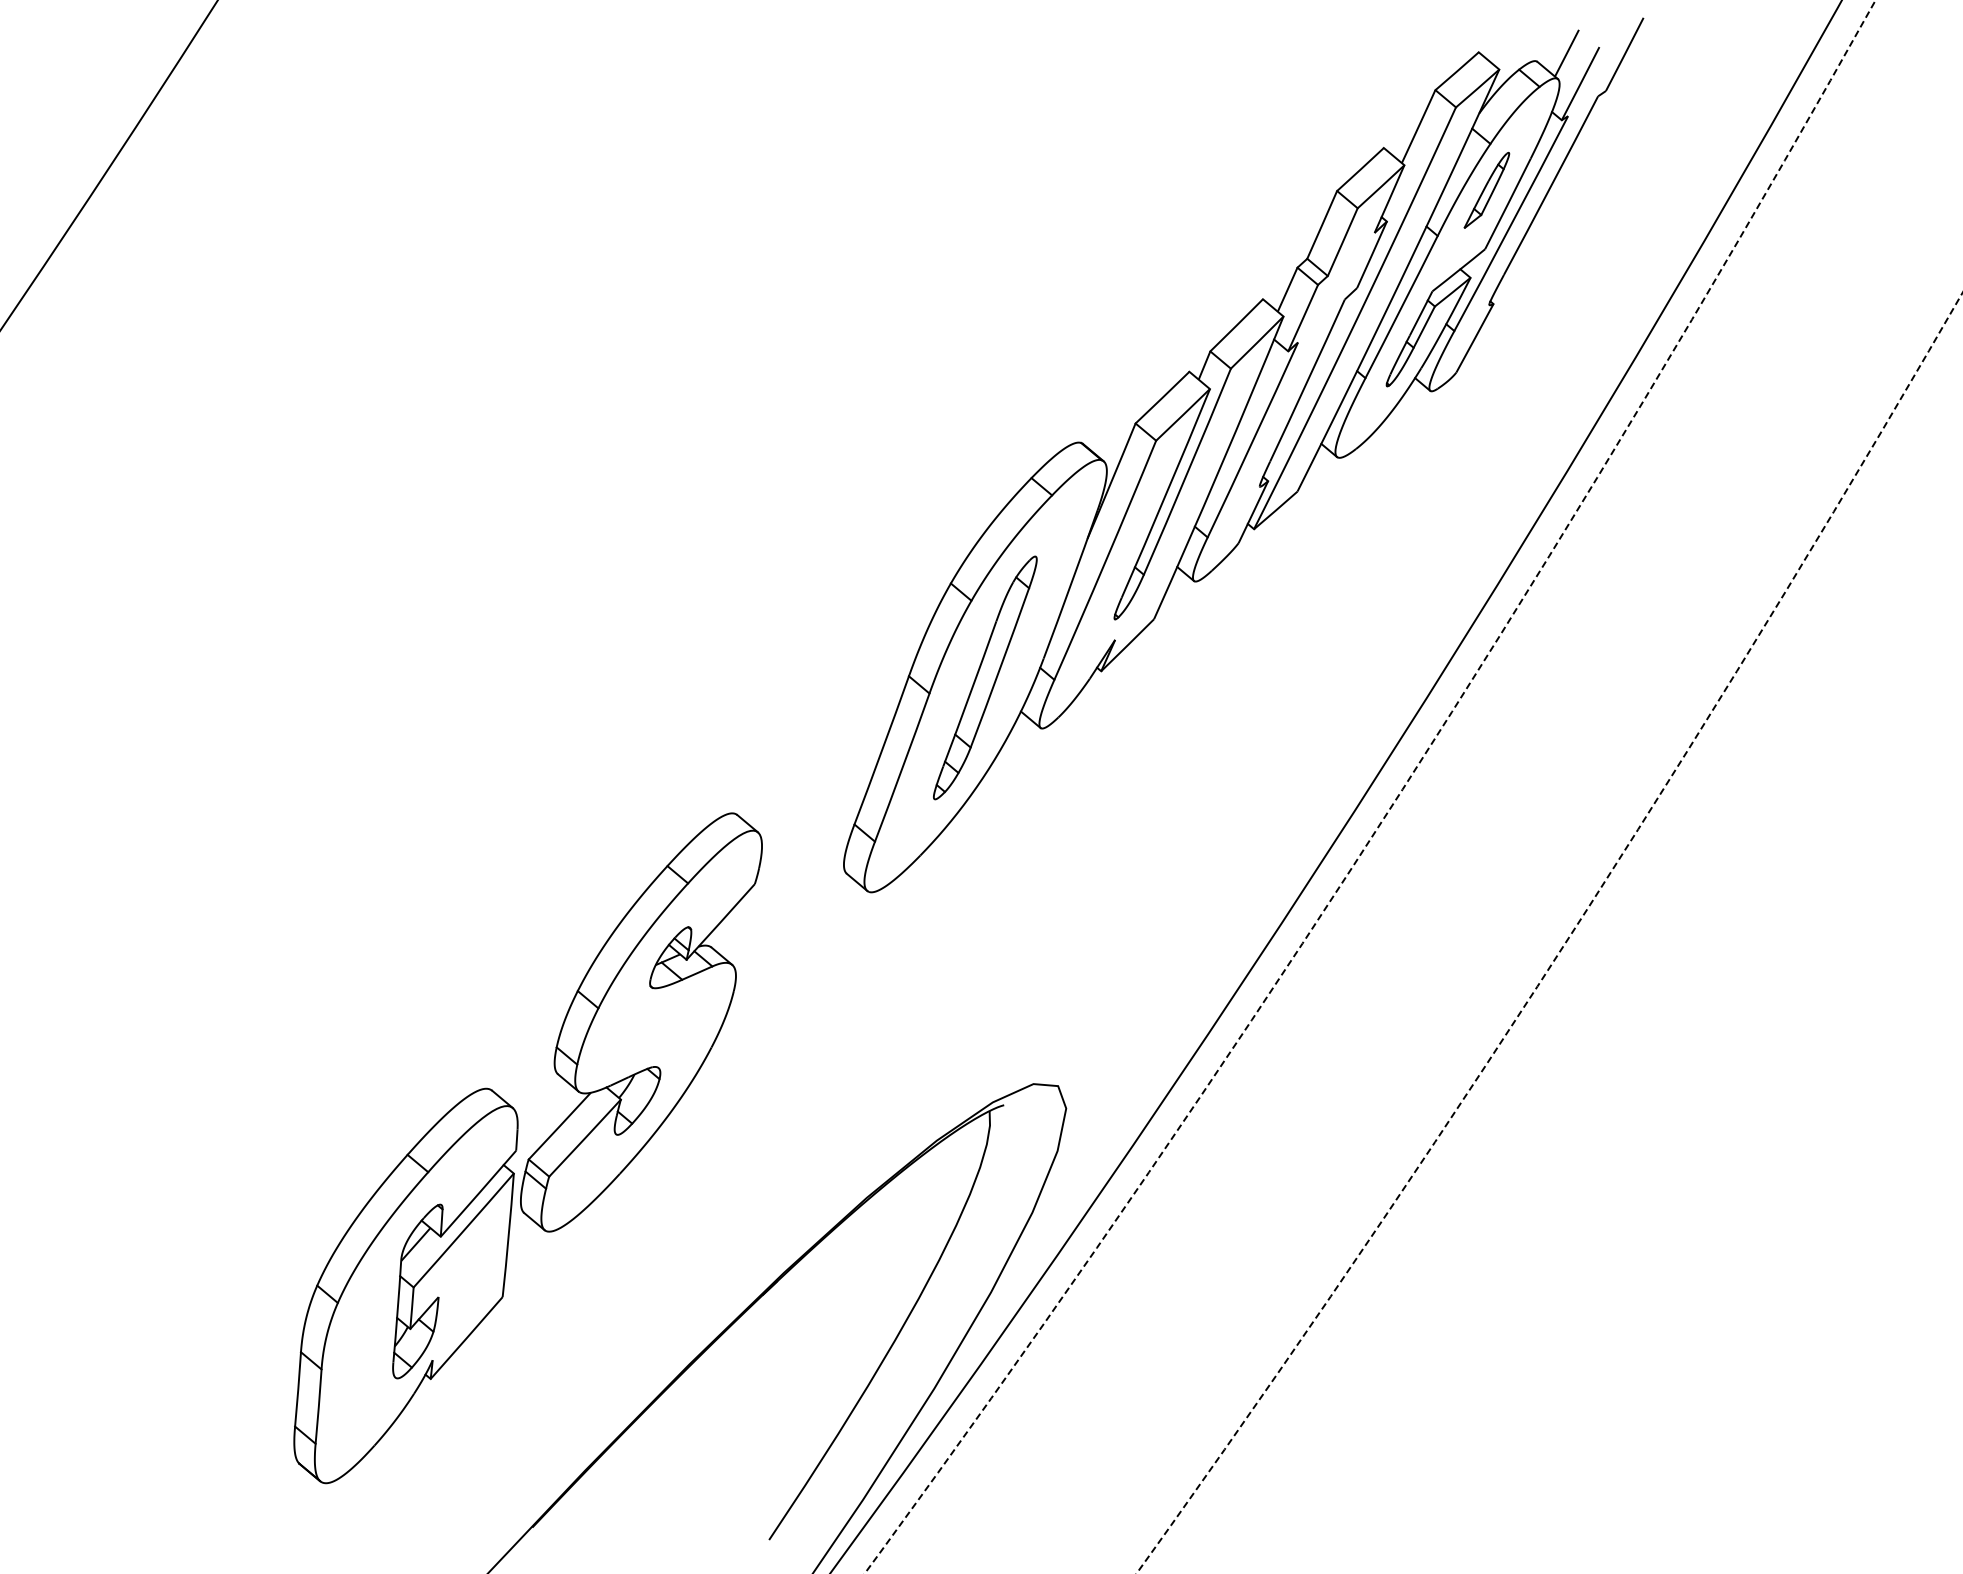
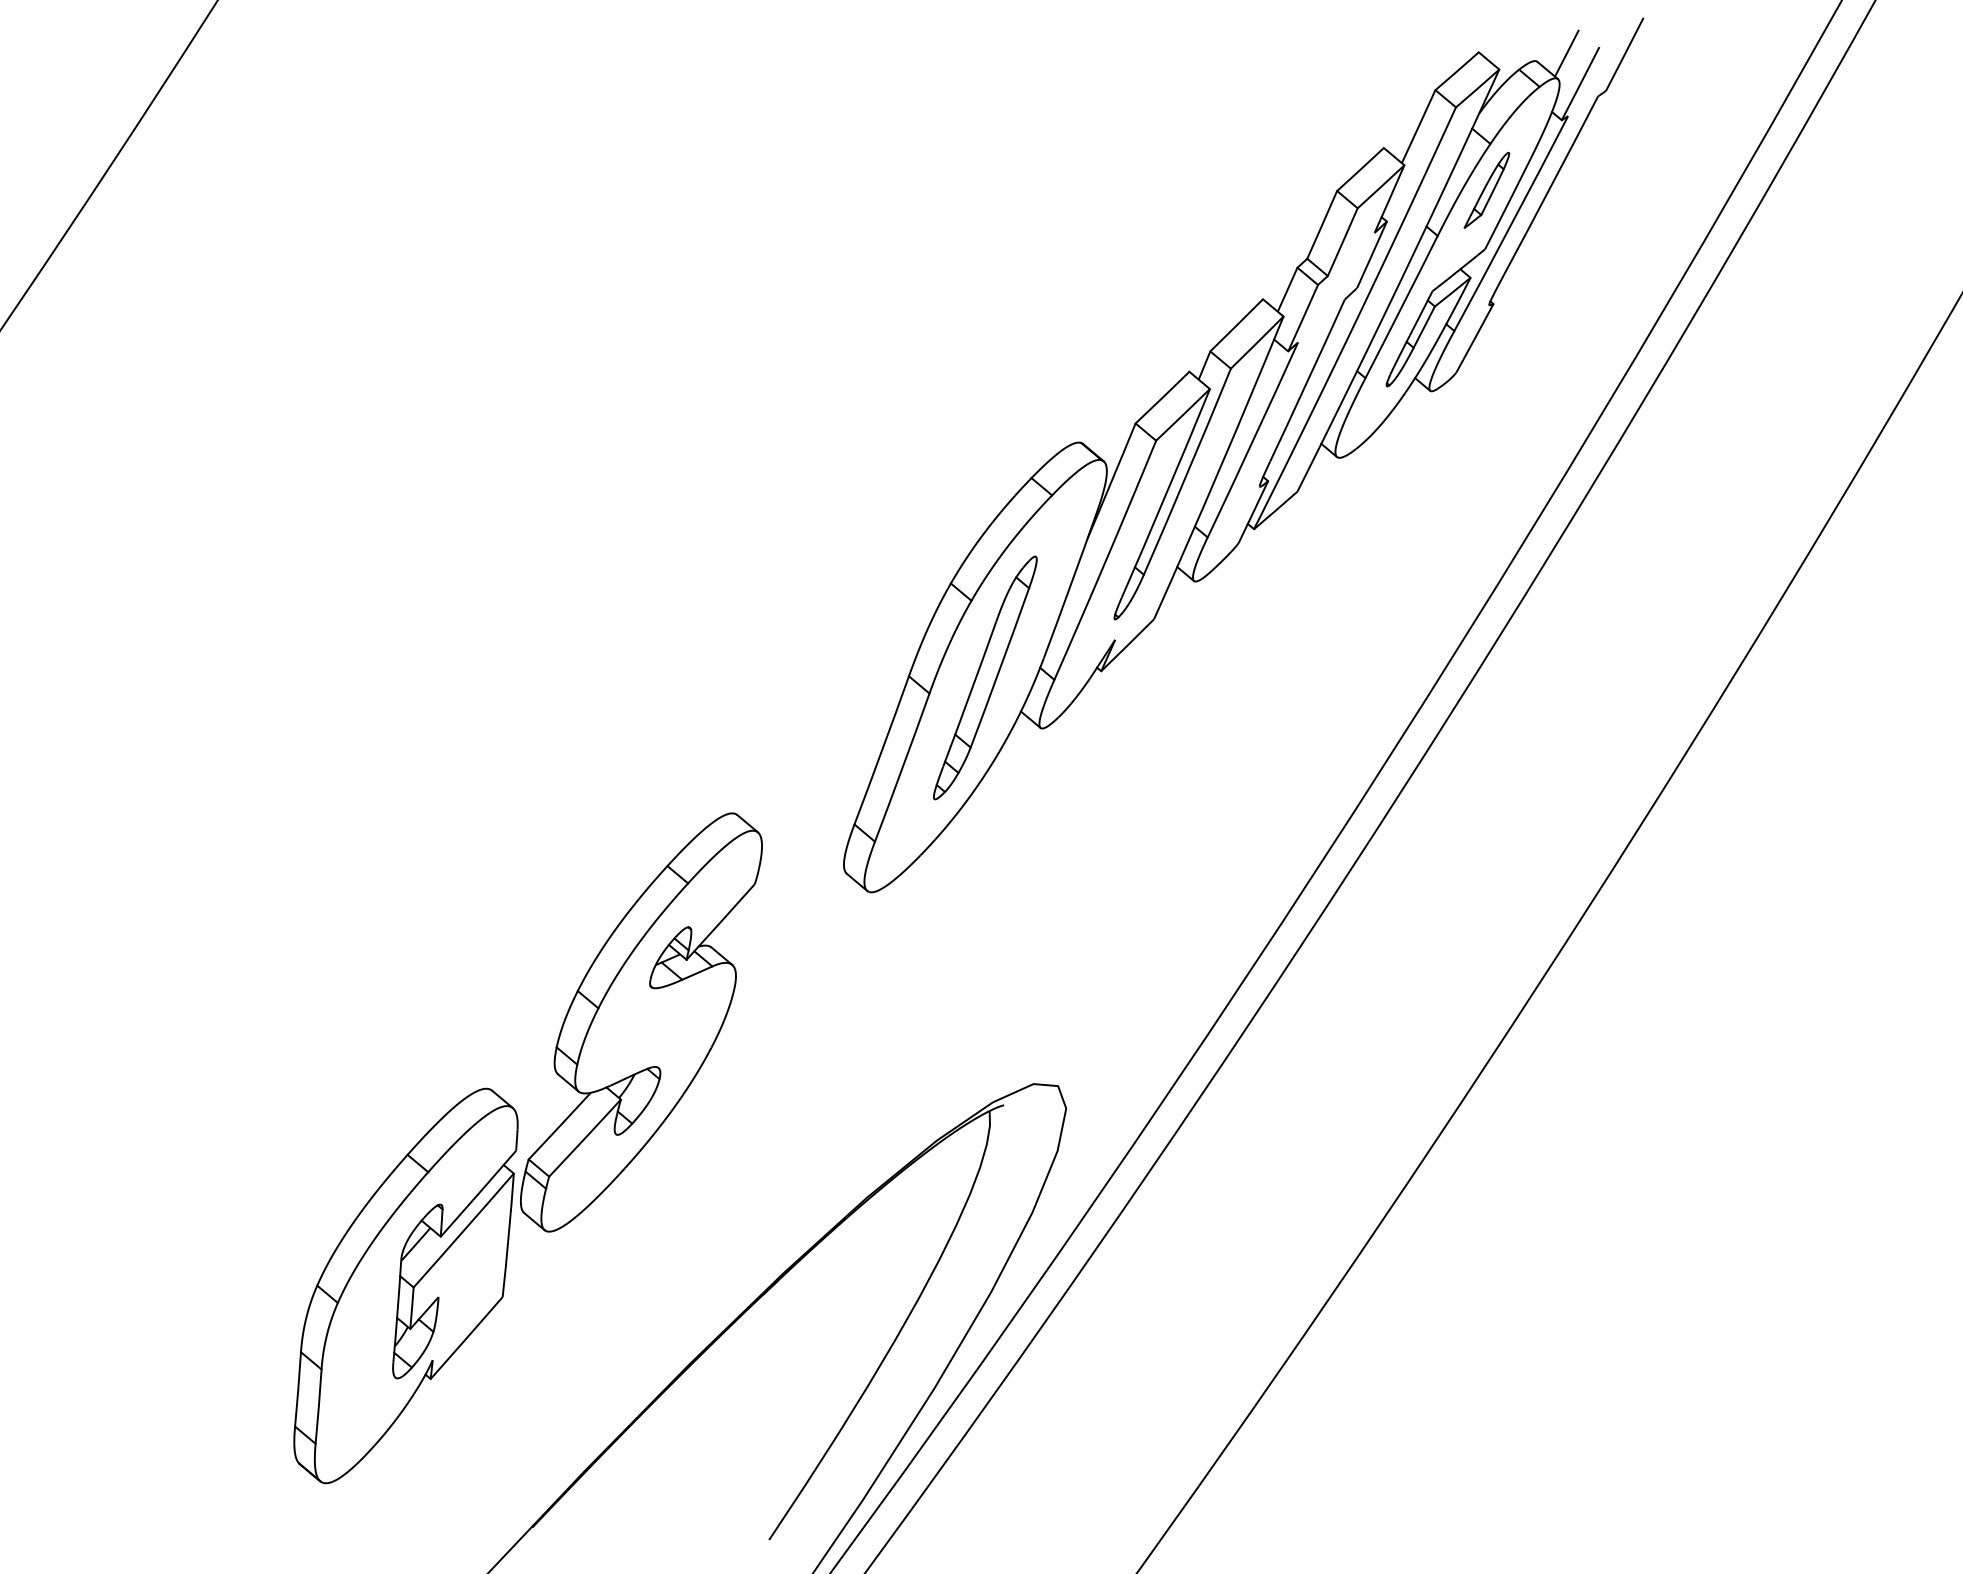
circle: dashed -> solid (1369, 786)
circle: dashed -> solid (1549, 932)
